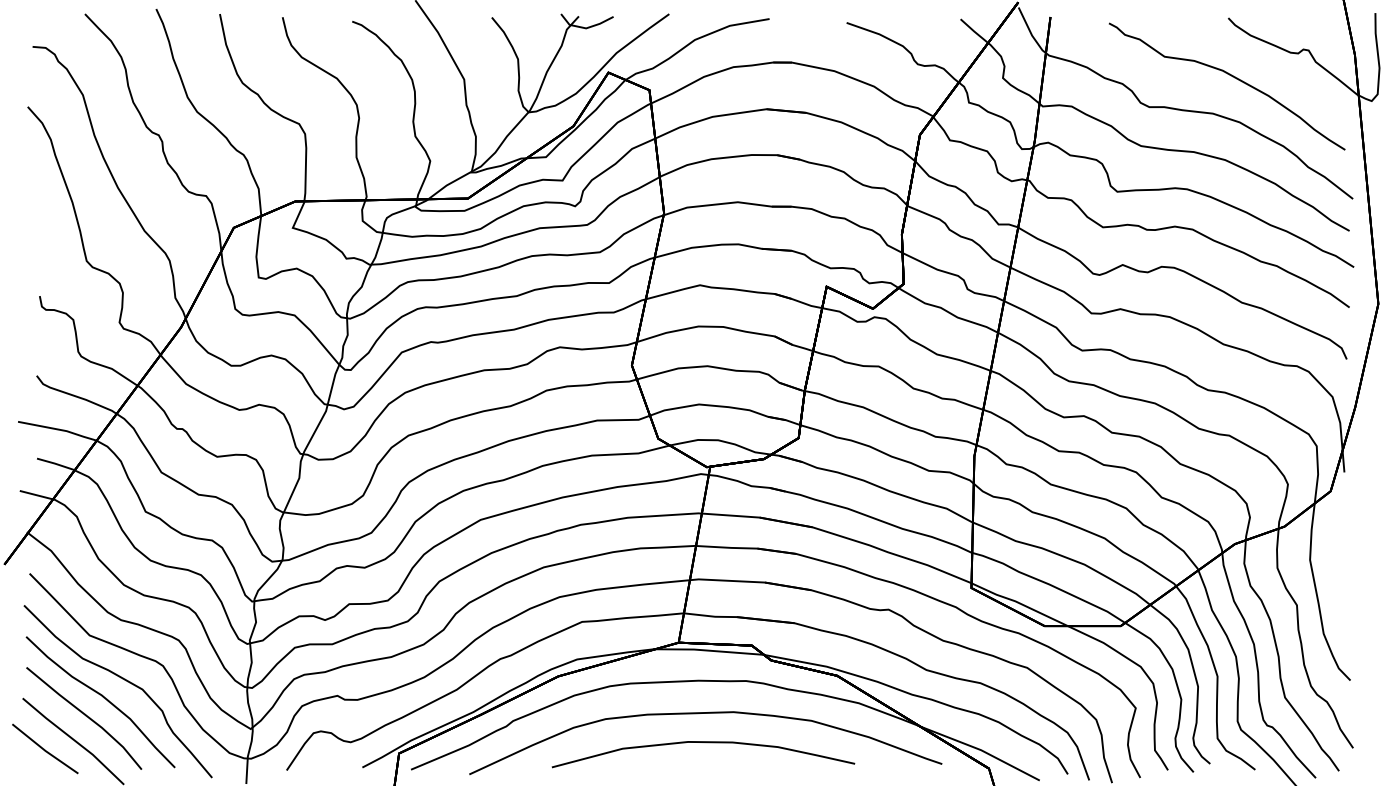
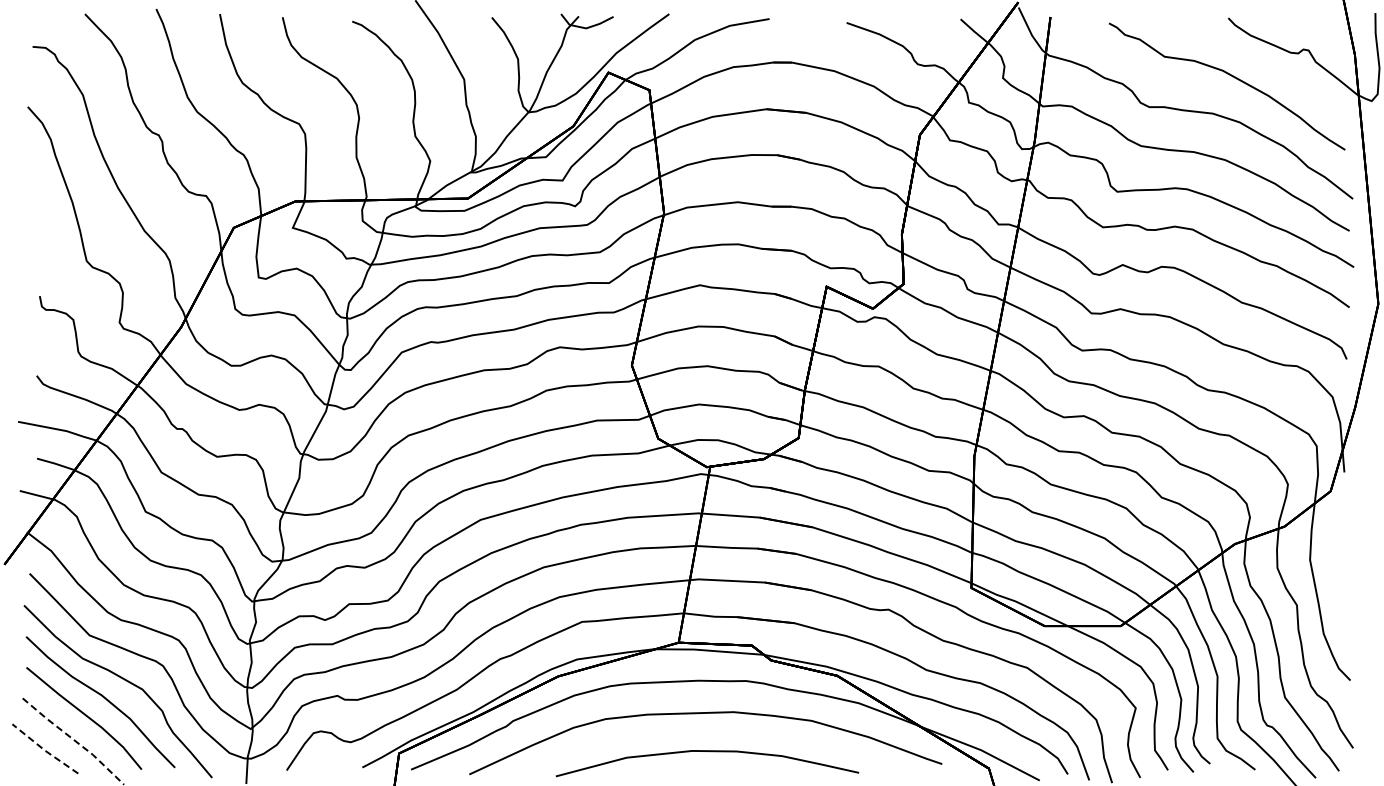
line: solid -> dashed (75, 740)
curve position: (705, 743) -> (709, 752) (709, 752)
line: solid -> dashed (44, 750)
